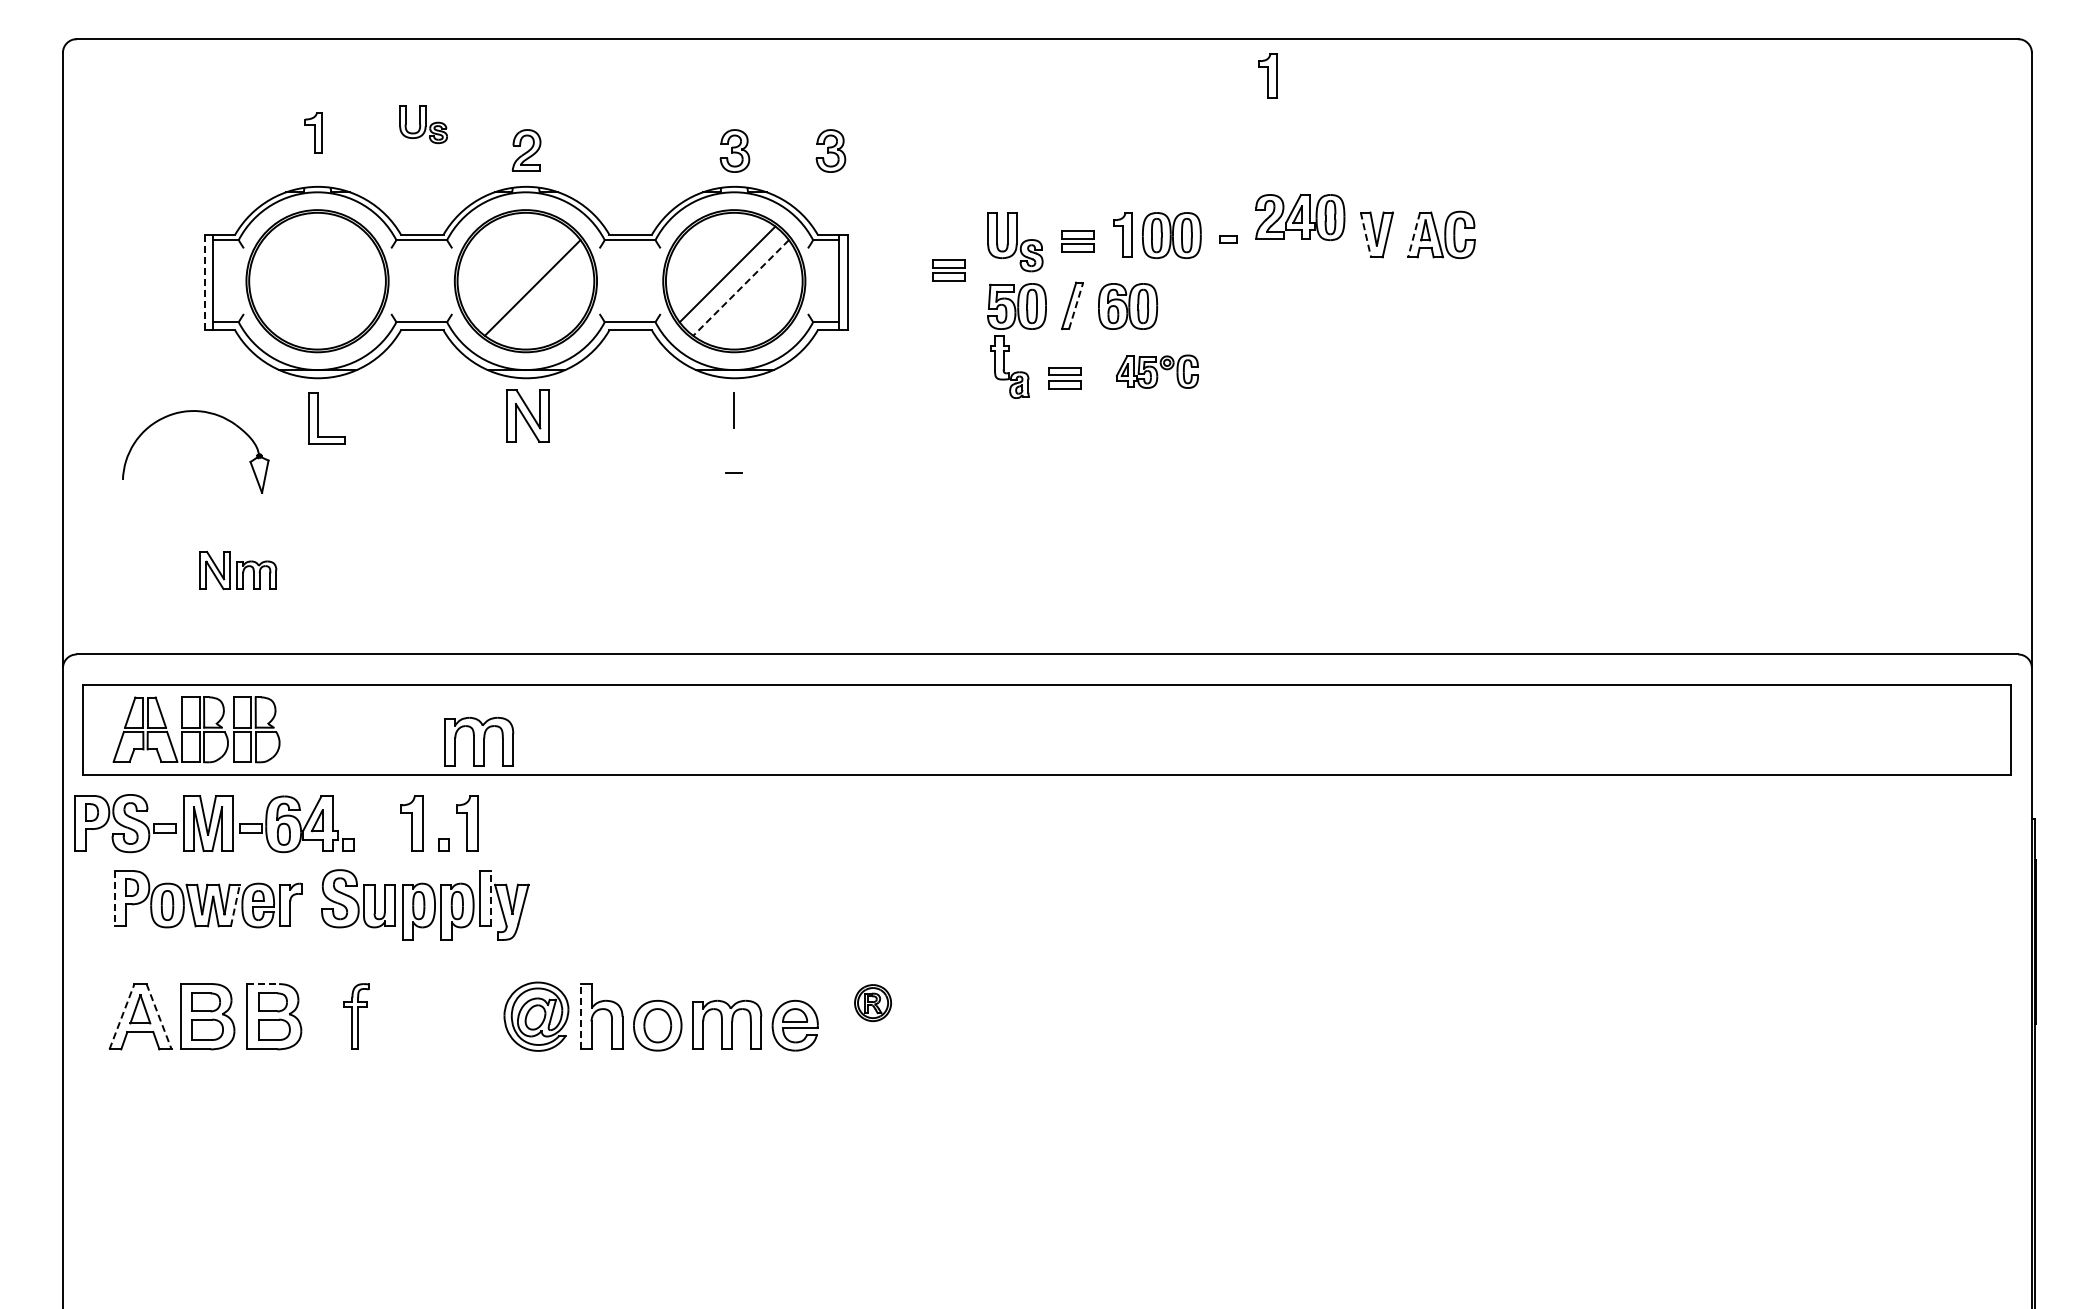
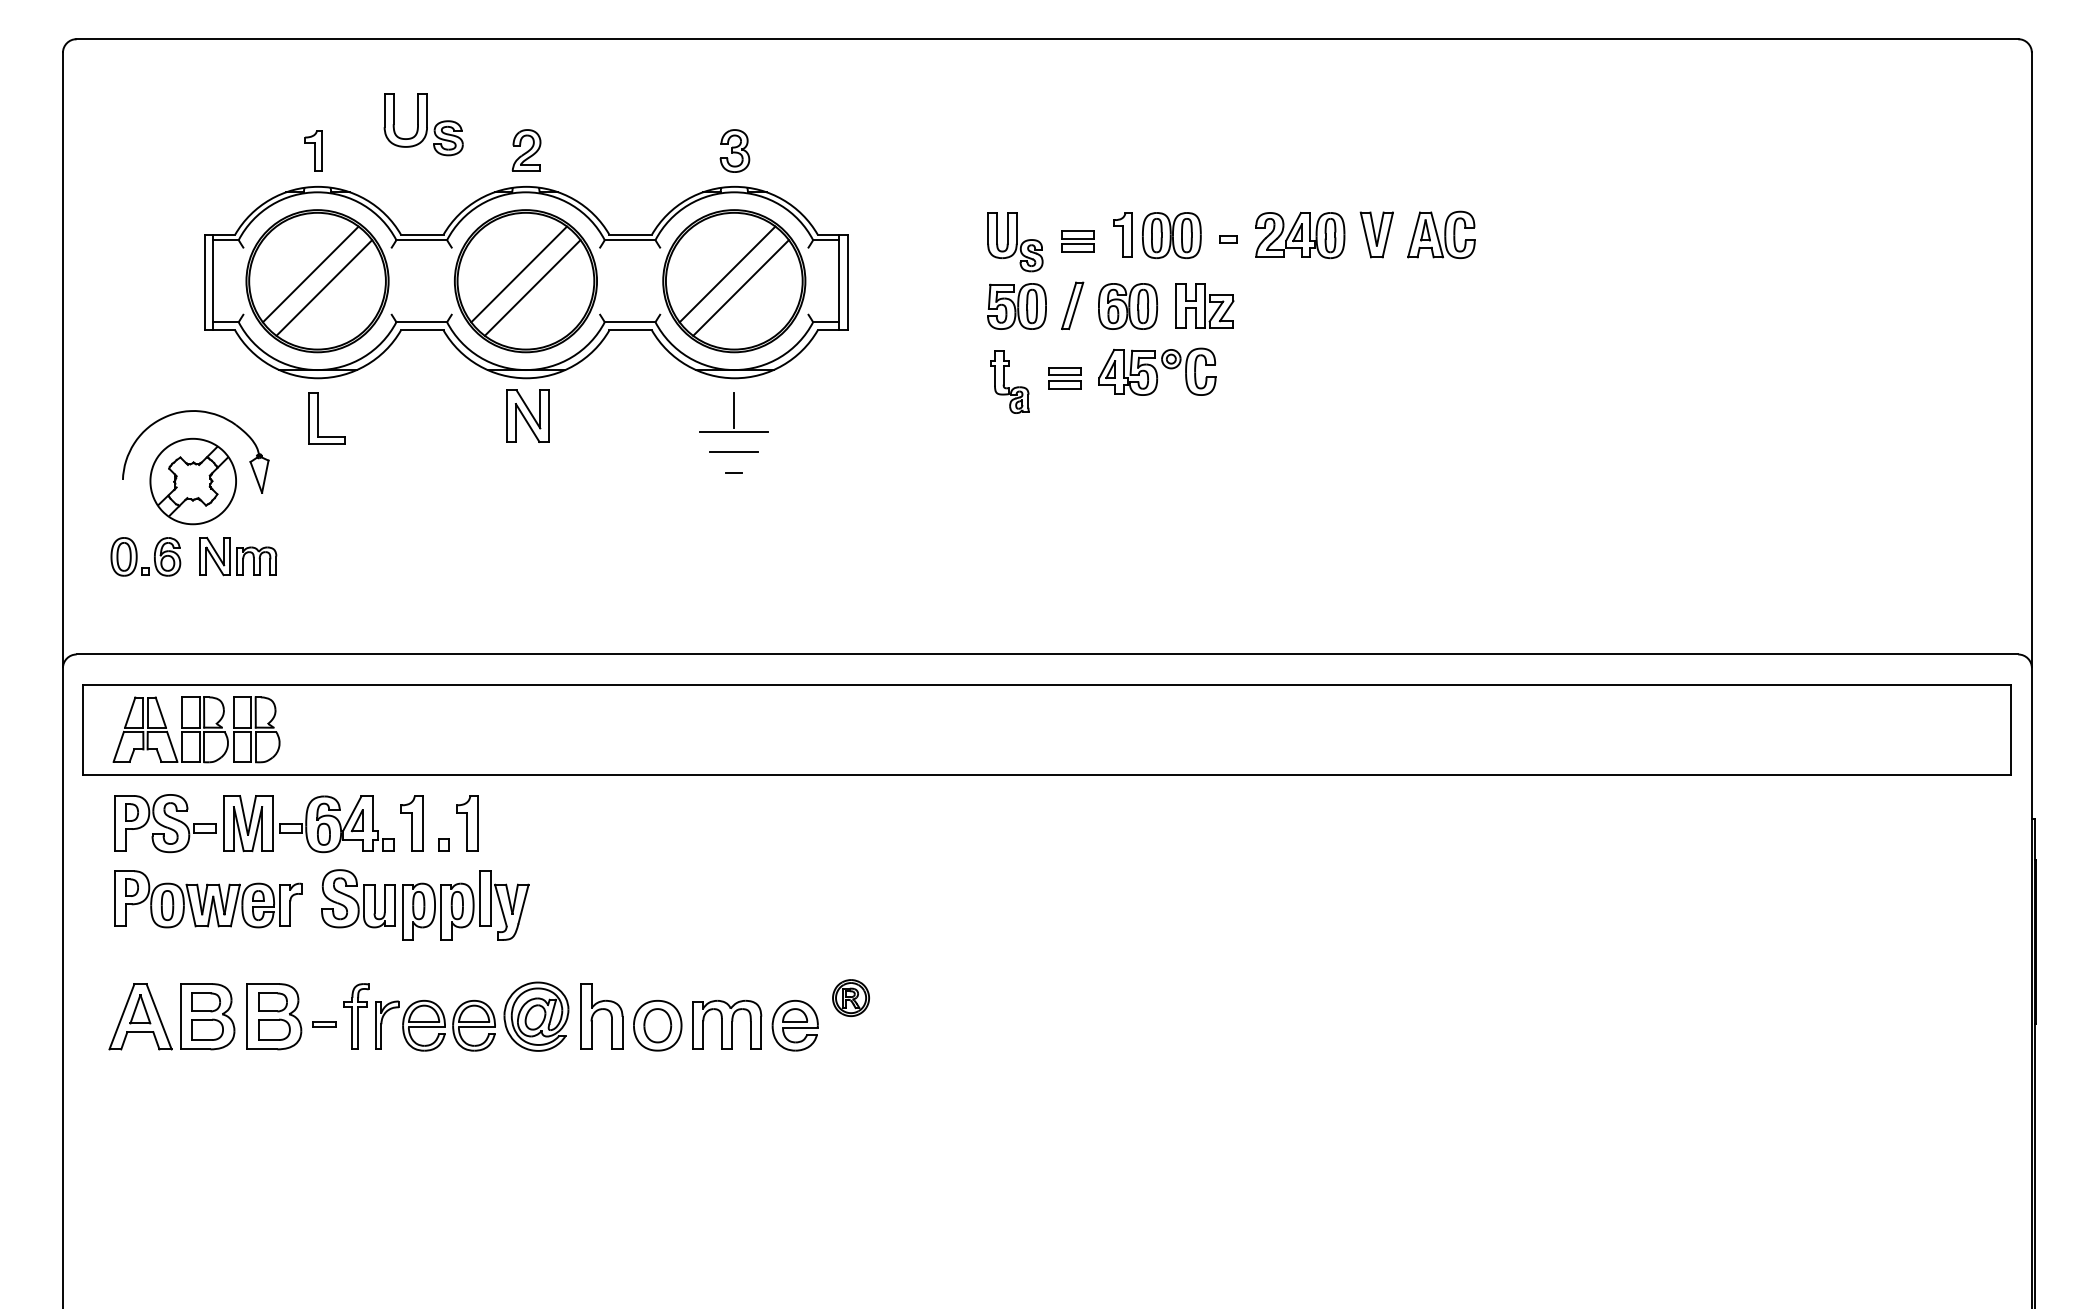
part: present -> none (1267, 75)
part size: 49x40 px -> 81x64 px (423, 124)
part position: (313, 132) -> (313, 150) (313, 150)
part: present -> none (830, 150)
part position: (1300, 217) -> (1300, 235) (1300, 235)
line: dashed -> solid (1365, 234)
line: dashed -> solid (1414, 235)
part: present -> none (948, 270)
line: none -> present (310, 274)
line: none -> present (519, 274)
line: dashed -> solid (205, 282)
line: none -> present (324, 287)
line: dashed -> solid (741, 287)
line: dashed -> solid (1076, 305)
part: none -> present (1204, 305)
part position: (1009, 366) -> (1009, 381) (1009, 381)
part size: 83x35 px -> 119x49 px (1157, 371)
line: none -> present (733, 431)
line: none -> present (733, 452)
part: none -> present (192, 481)
part: none -> present (137, 556)
part position: (238, 570) -> (238, 556) (238, 556)
part: present -> none (479, 741)
part position: (214, 823) -> (254, 823) (254, 823)
line: dashed -> solid (114, 898)
line: dashed -> solid (490, 898)
line: dashed -> solid (235, 905)
line: dashed -> solid (263, 984)
part position: (872, 1002) -> (850, 997) (850, 997)
line: dashed -> solid (122, 1016)
line: dashed -> solid (159, 1016)
line: dashed -> solid (581, 1016)
part: none -> present (324, 1024)
part: none -> present (435, 1025)
